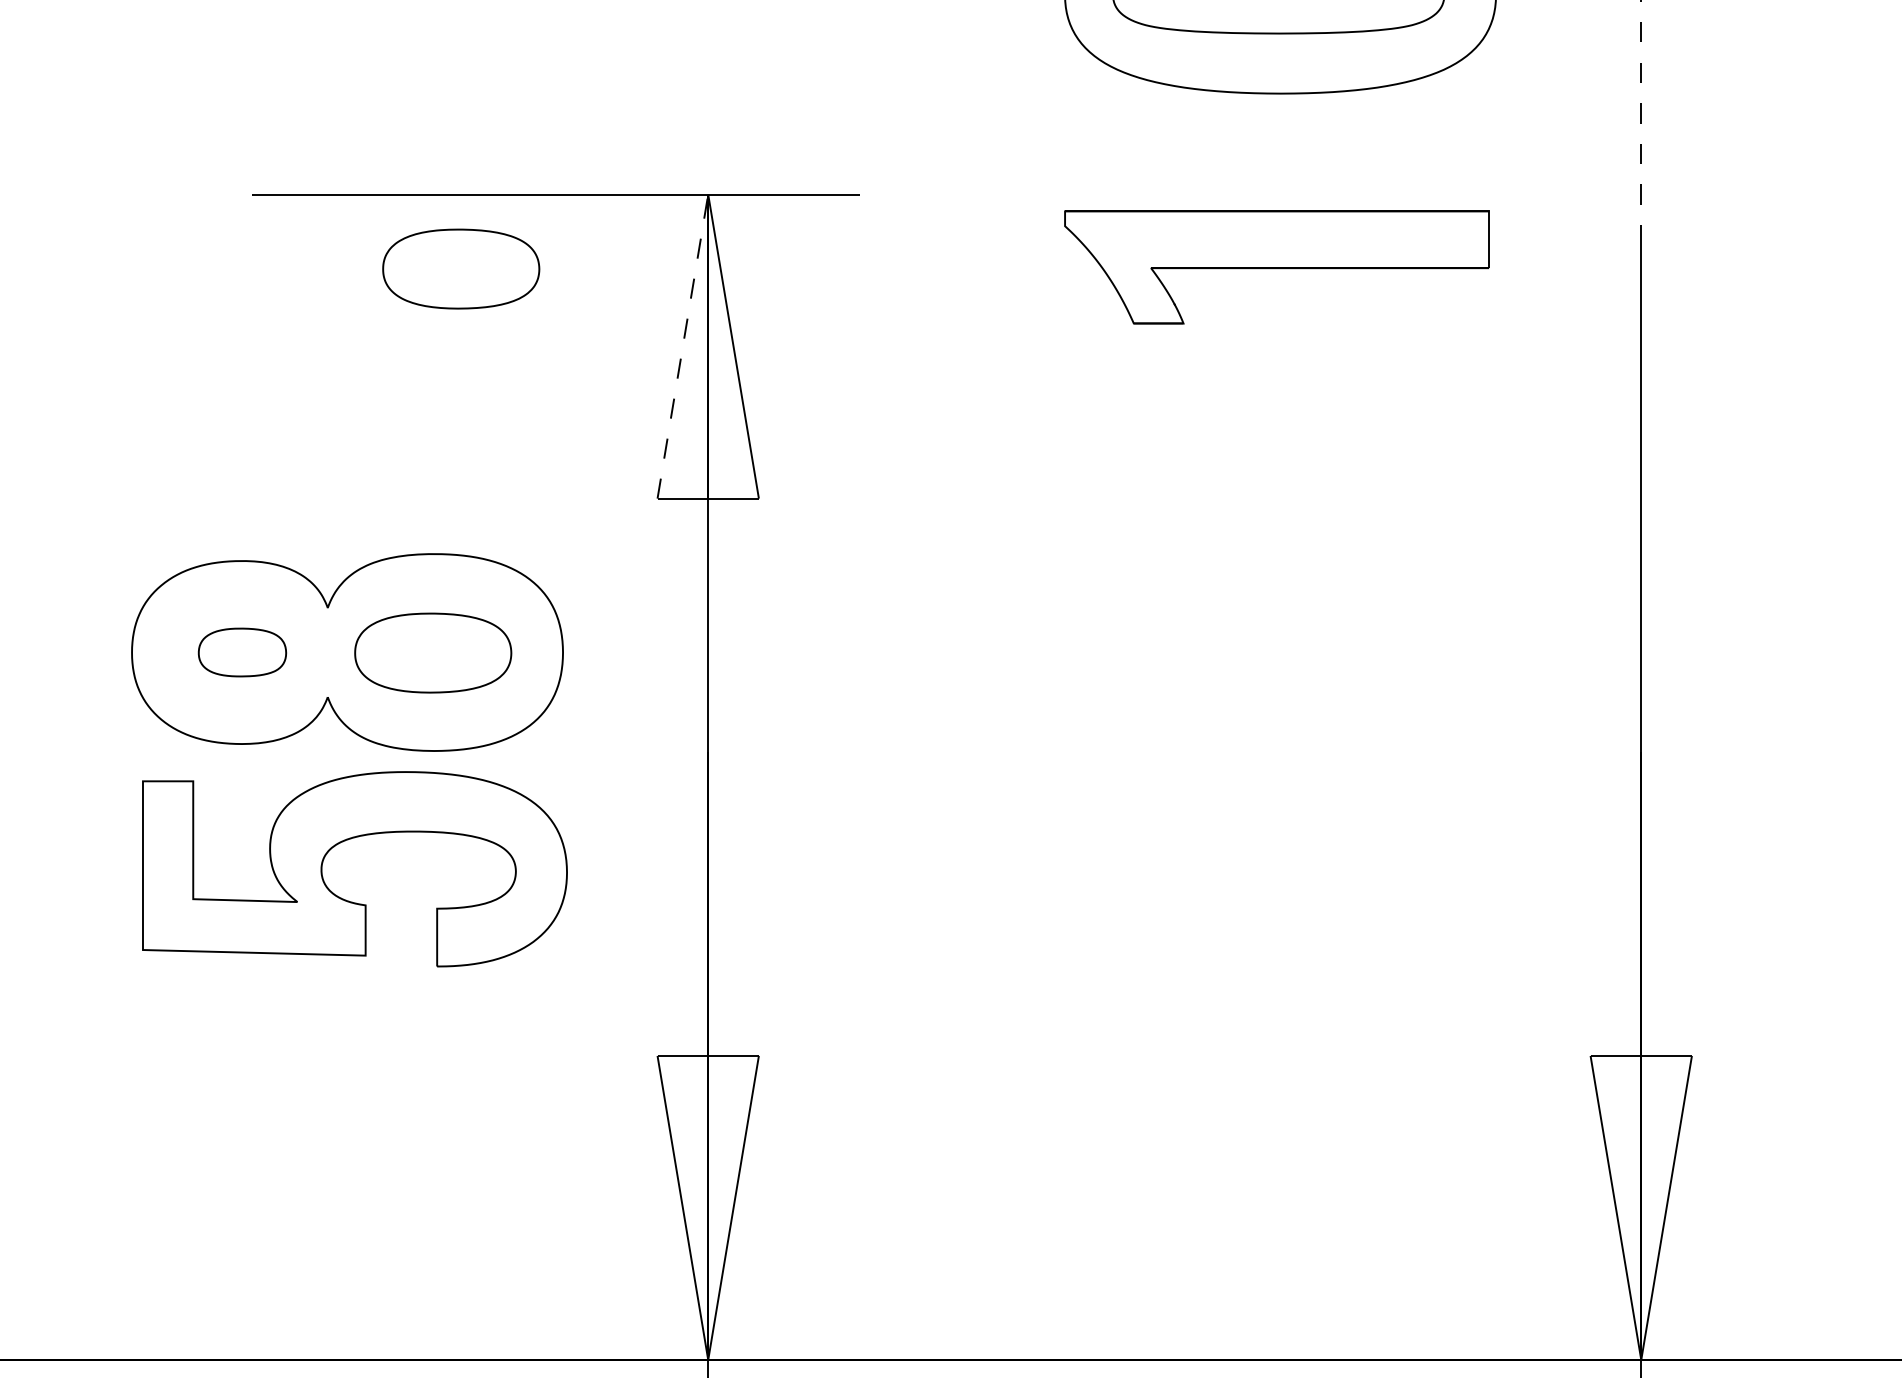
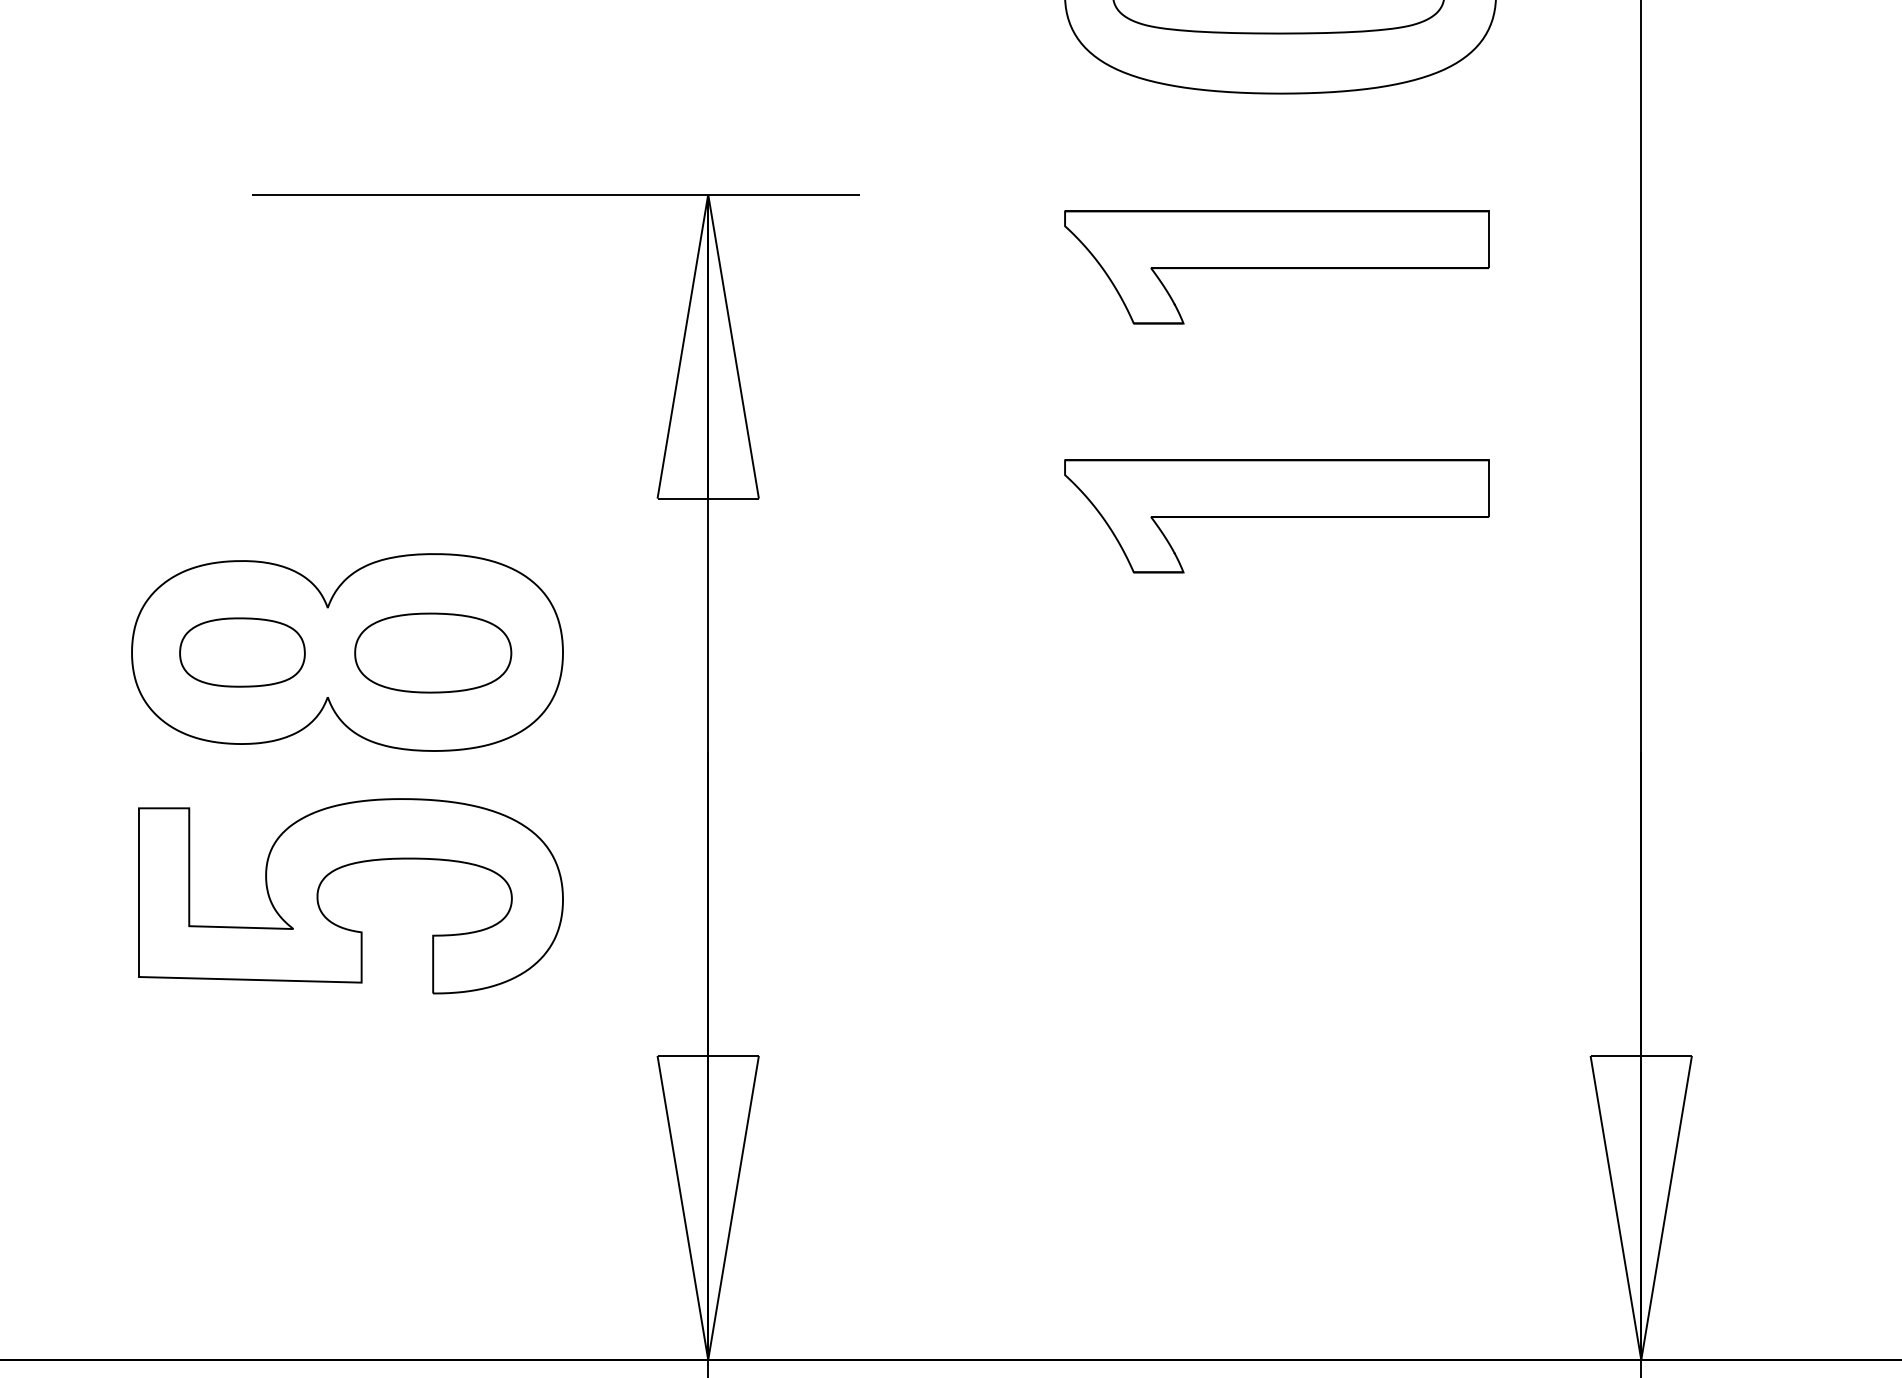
line: dashed -> solid (1641, 123)
part: present -> none (461, 268)
line: dashed -> solid (682, 346)
part: none -> present (1276, 516)
part size: 91x51 px -> 127x71 px (242, 652)
part position: (345, 841) -> (341, 868) (341, 868)
